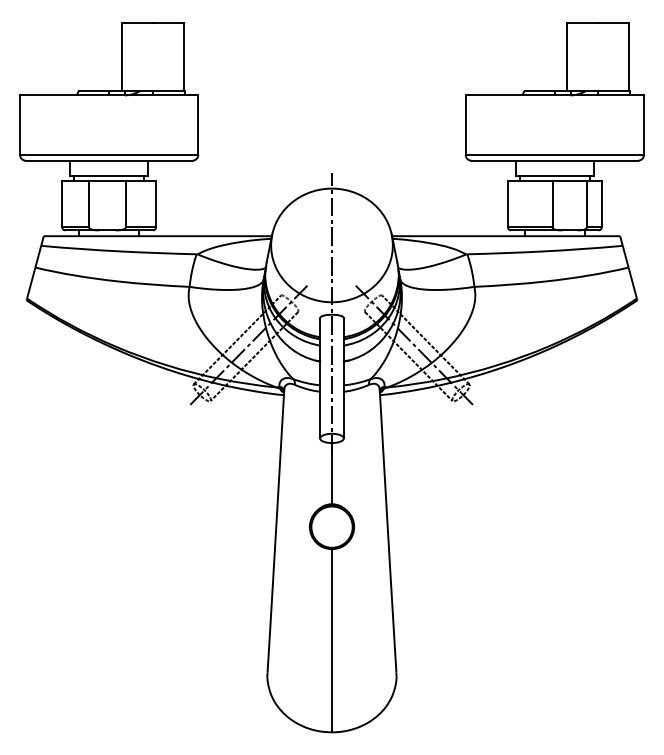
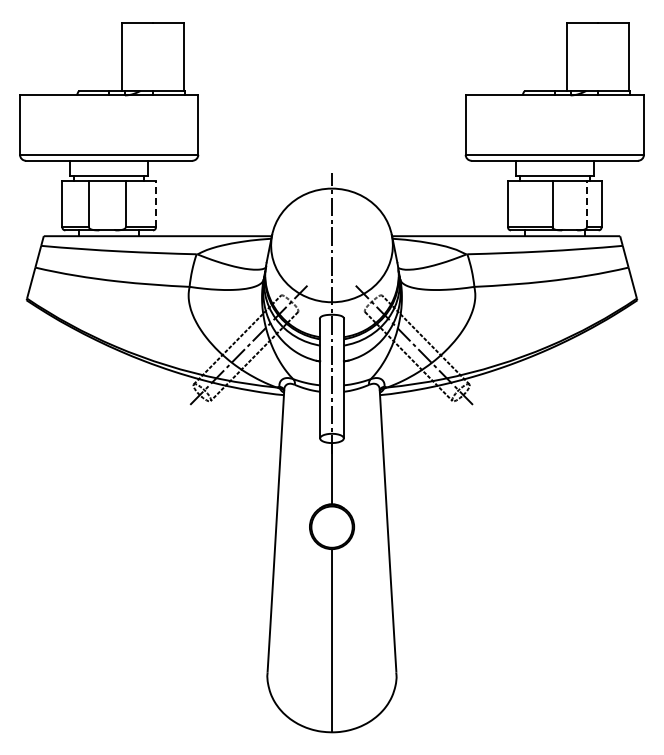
line: solid -> dashed (155, 203)
line: solid -> dashed (586, 203)
